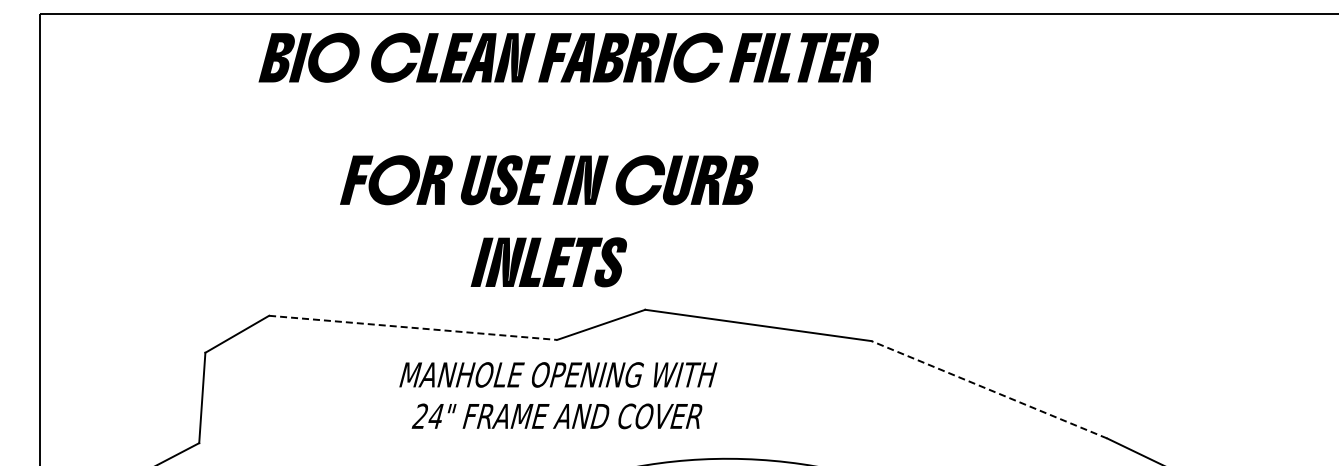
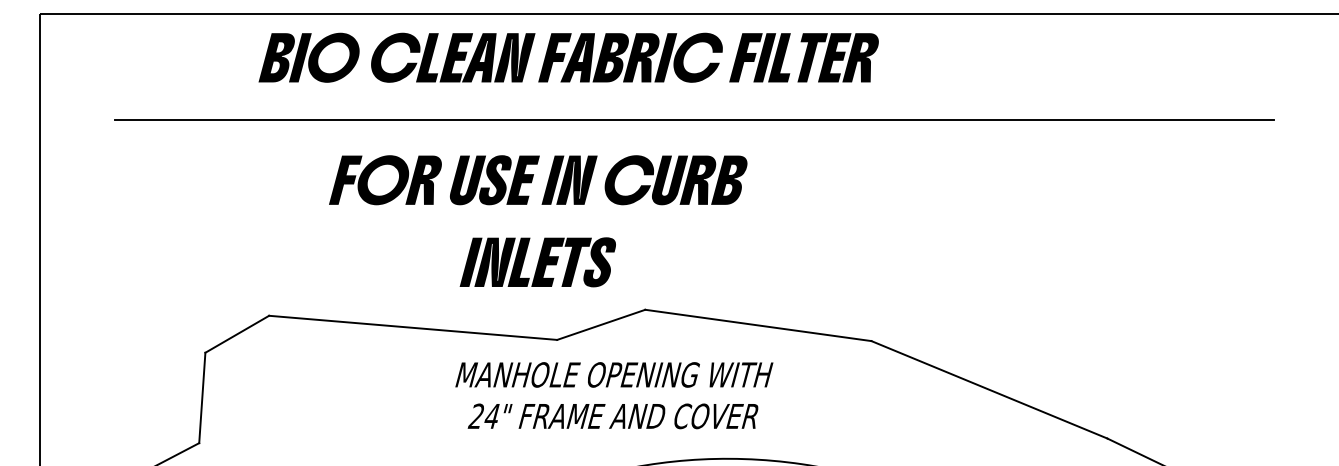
line: none -> present (694, 120)
text position: (549, 221) -> (538, 221) (538, 221)
line: dashed -> solid (413, 327)
line: dashed -> solid (989, 389)
text position: (558, 395) -> (614, 395) (614, 395)
